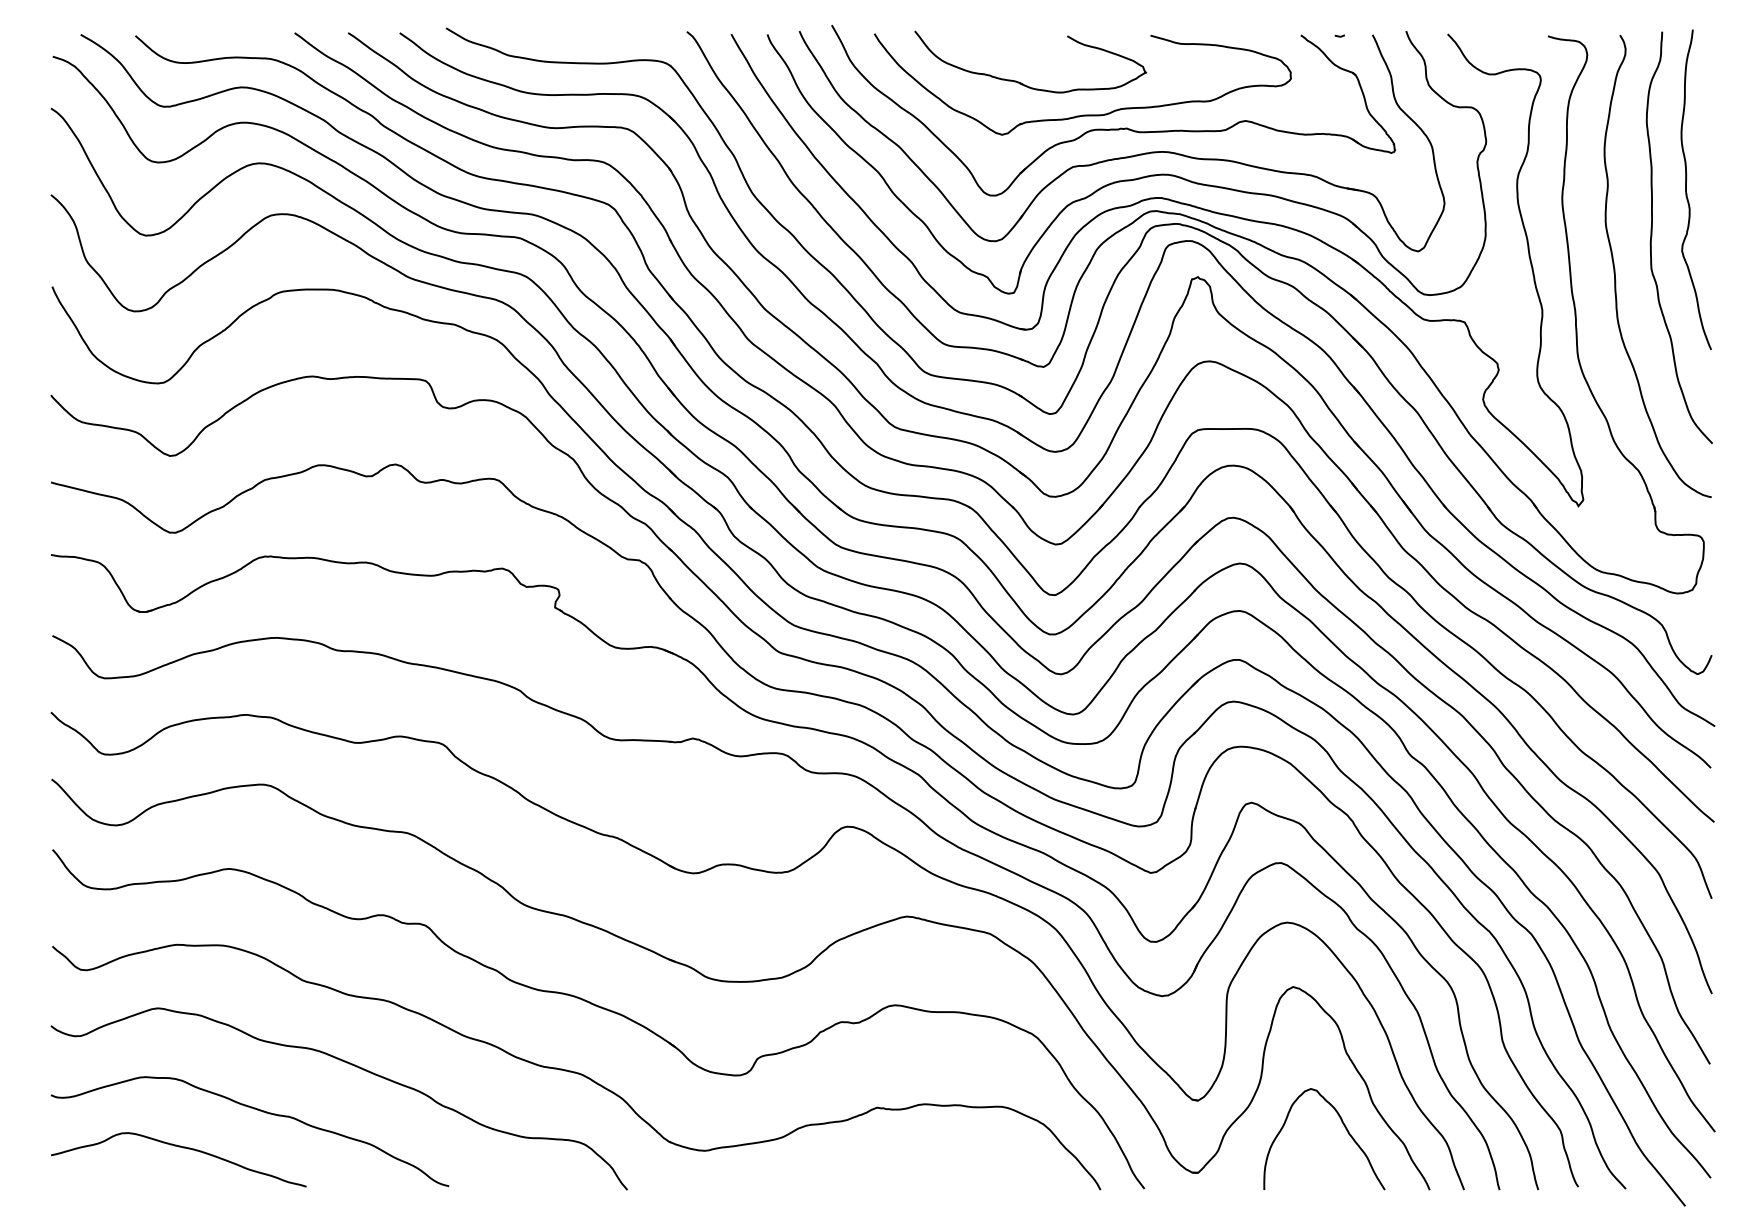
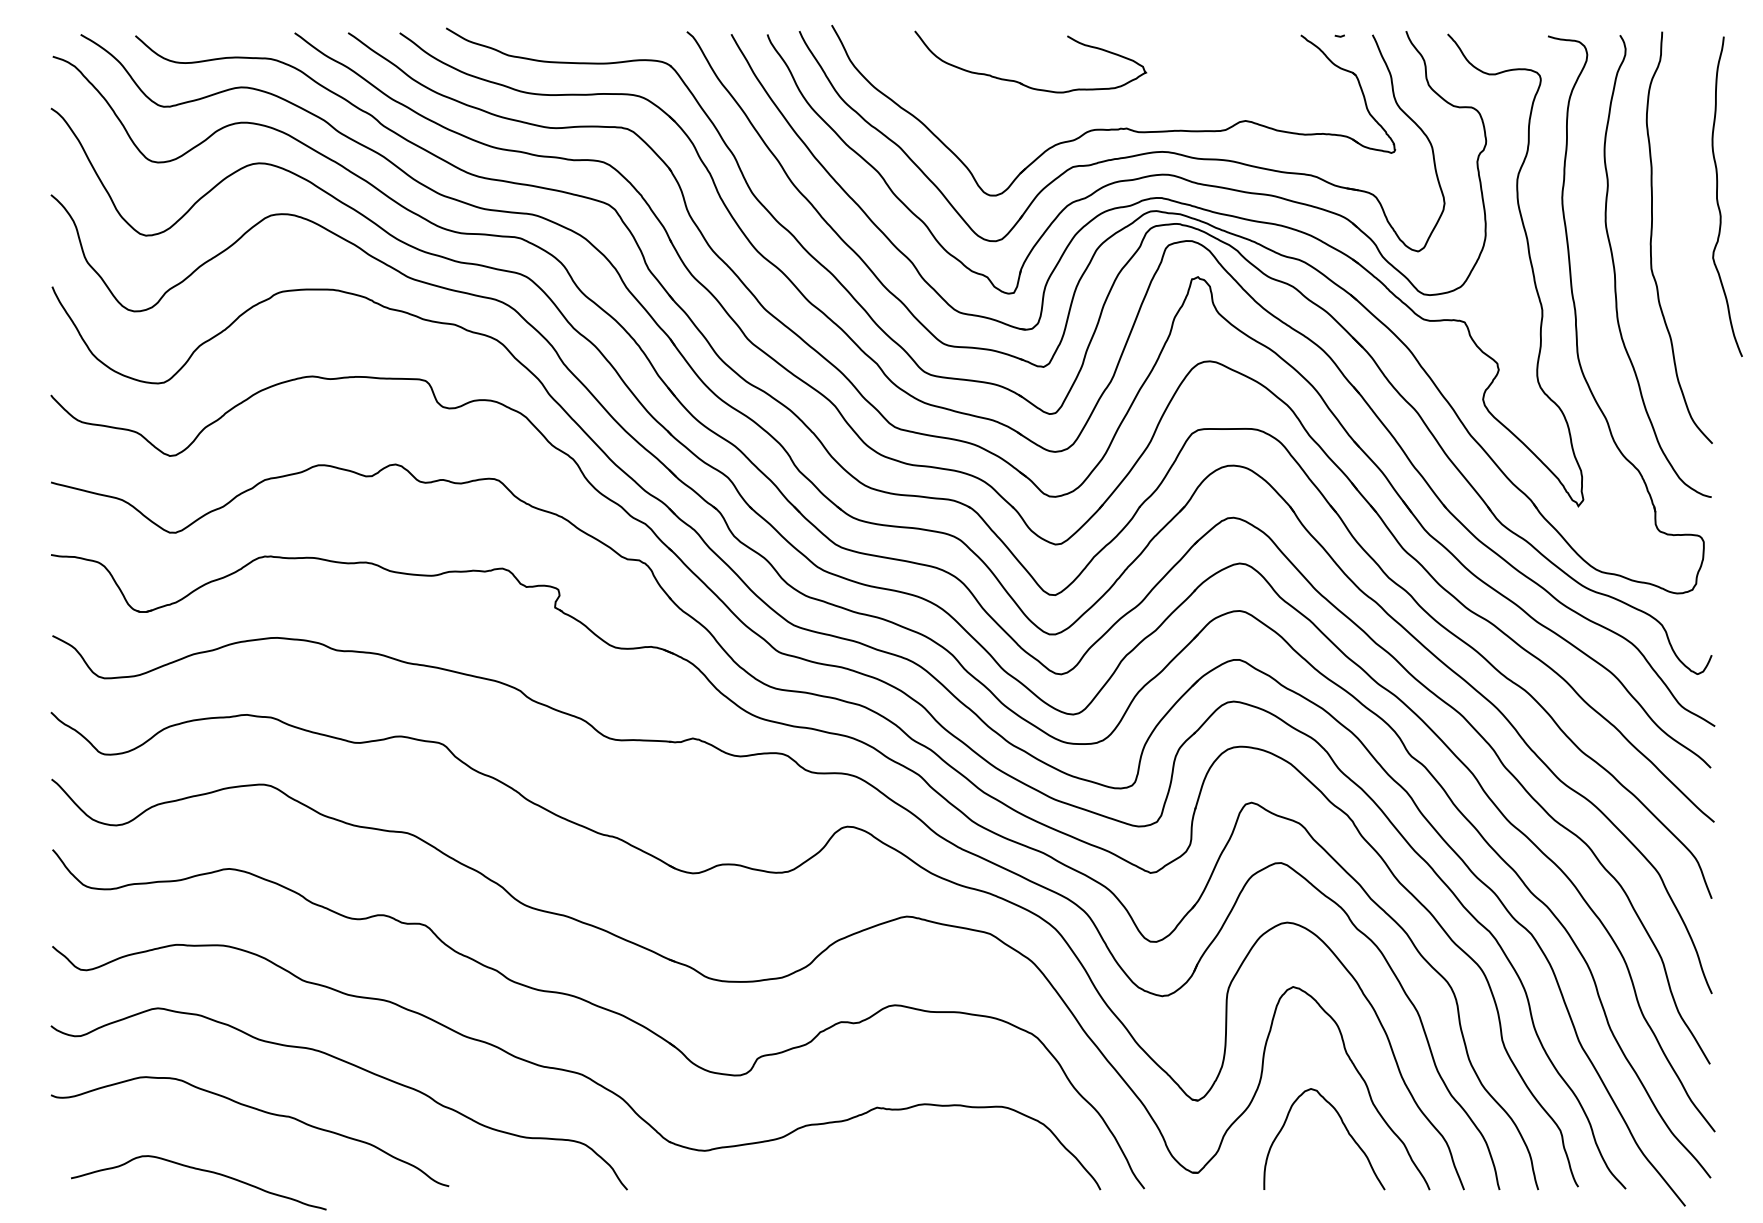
part: present -> none (1082, 114)
curve position: (1687, 192) -> (1718, 199) (1718, 199)
curve position: (178, 1147) -> (198, 1170) (198, 1170)
